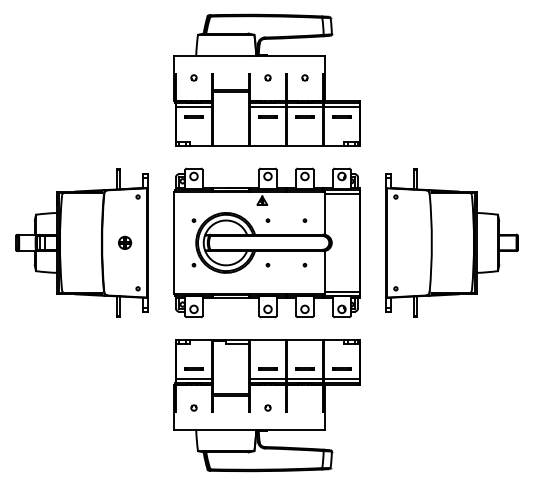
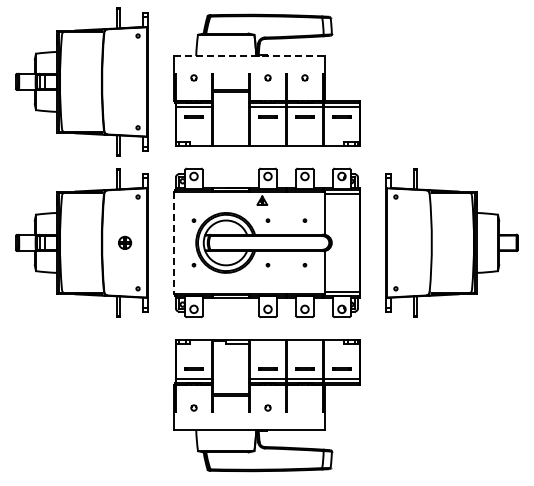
line: solid -> dashed (249, 56)
part: none -> present (81, 81)
line: solid -> dashed (173, 243)
